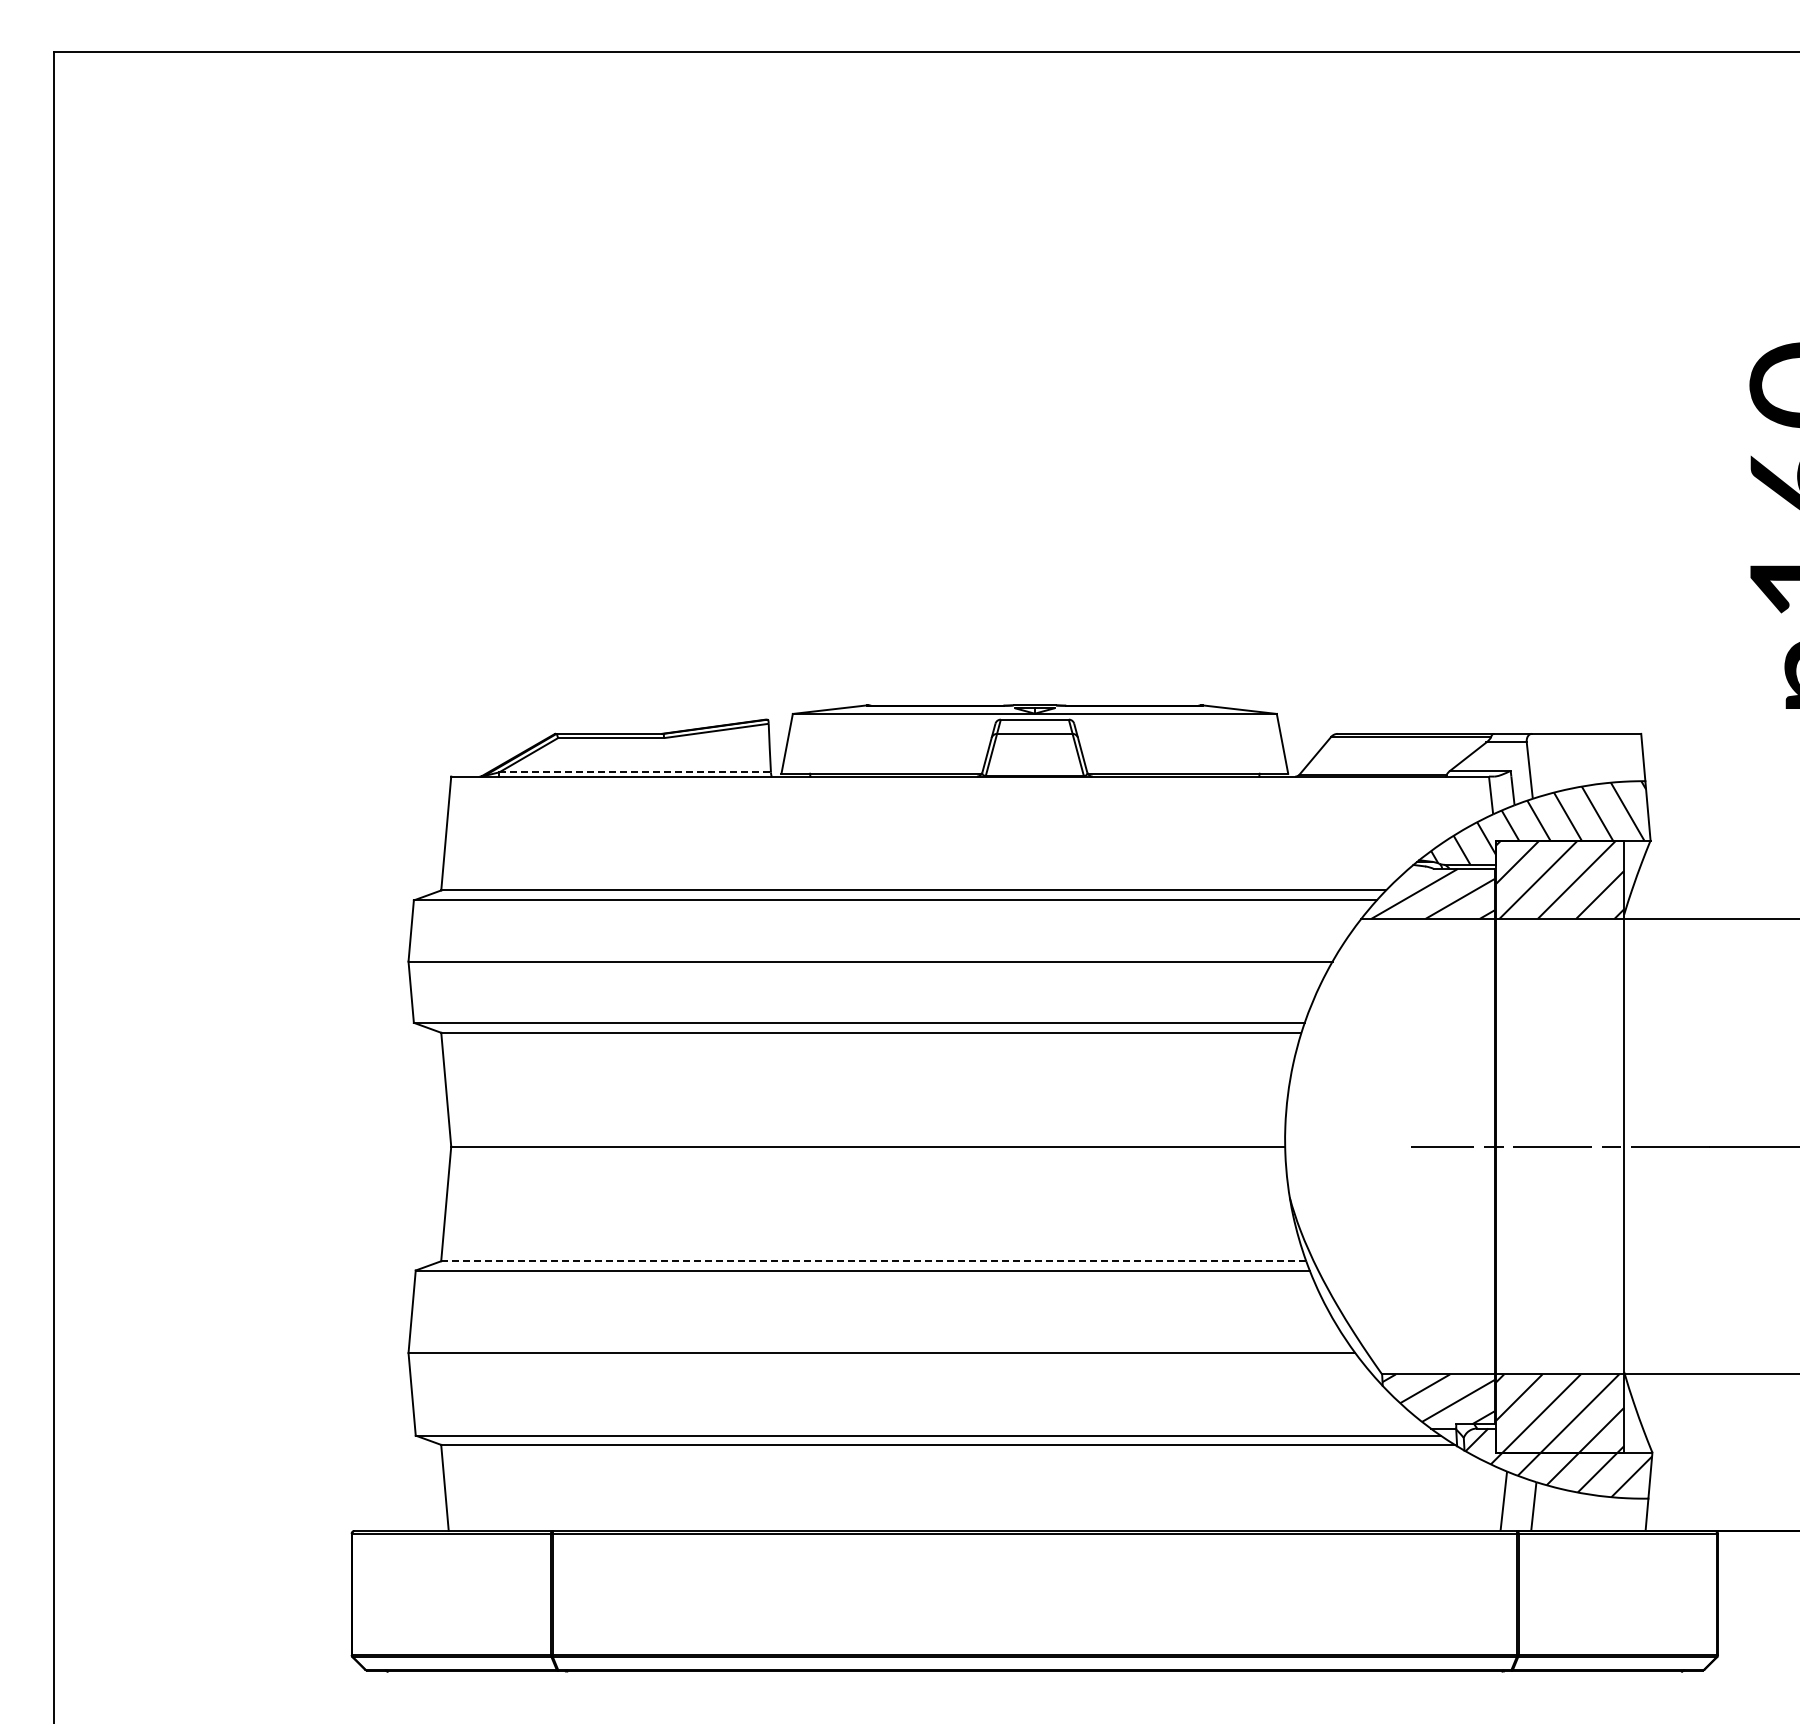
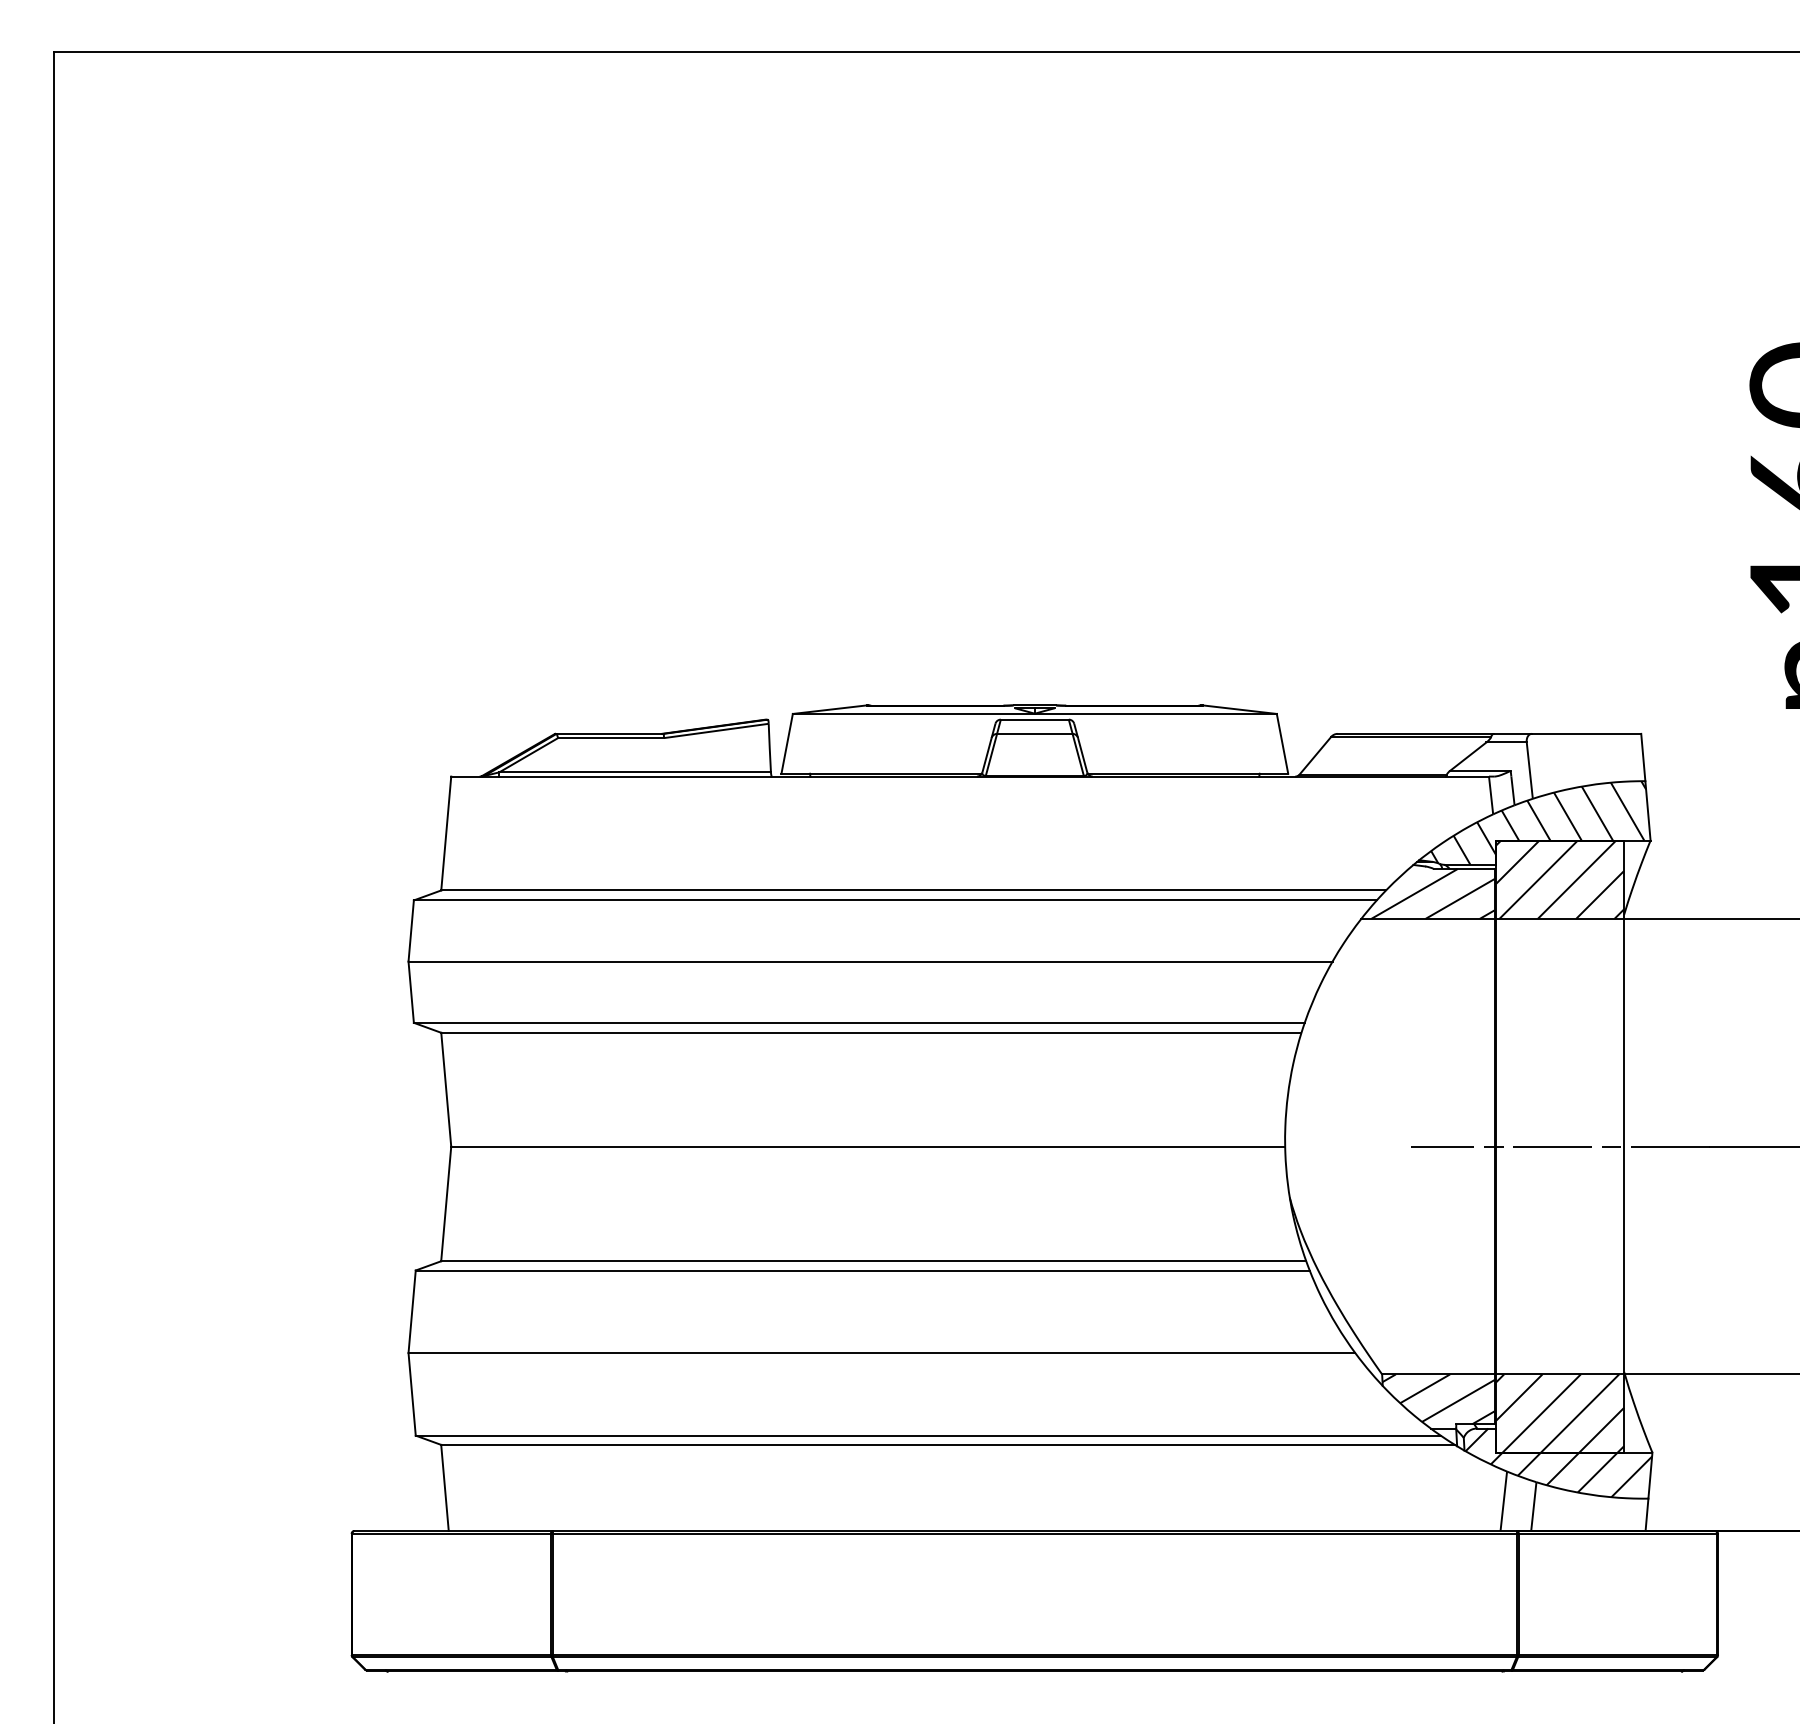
line: dashed -> solid (635, 772)
line: dashed -> solid (873, 1261)
